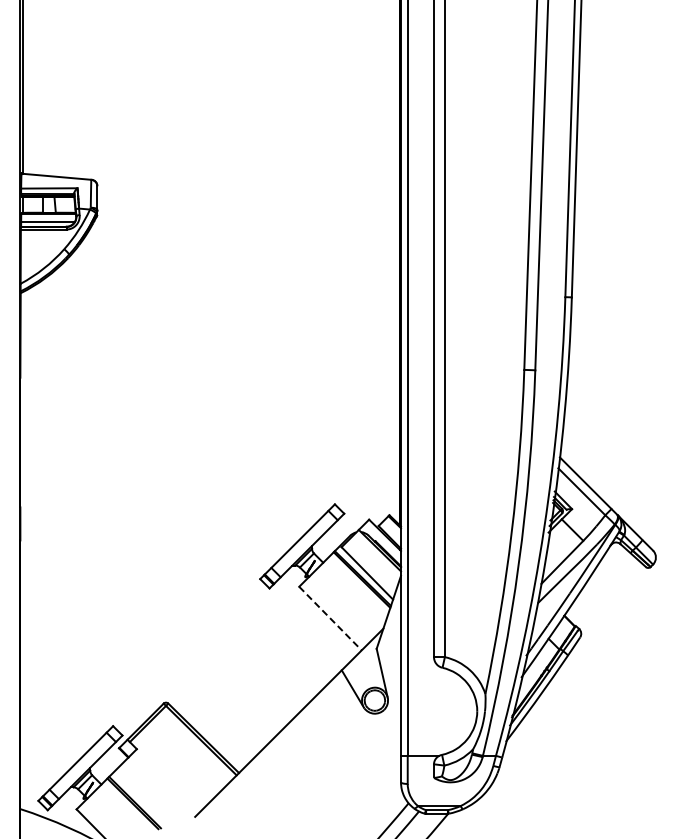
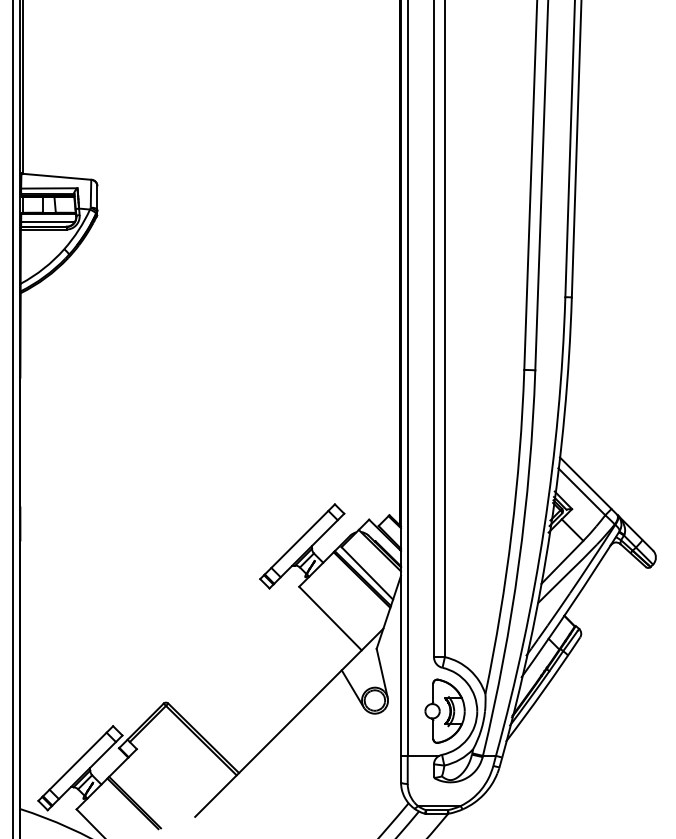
line: none -> present (13, 418)
line: dashed -> solid (330, 618)
part: none -> present (444, 710)
